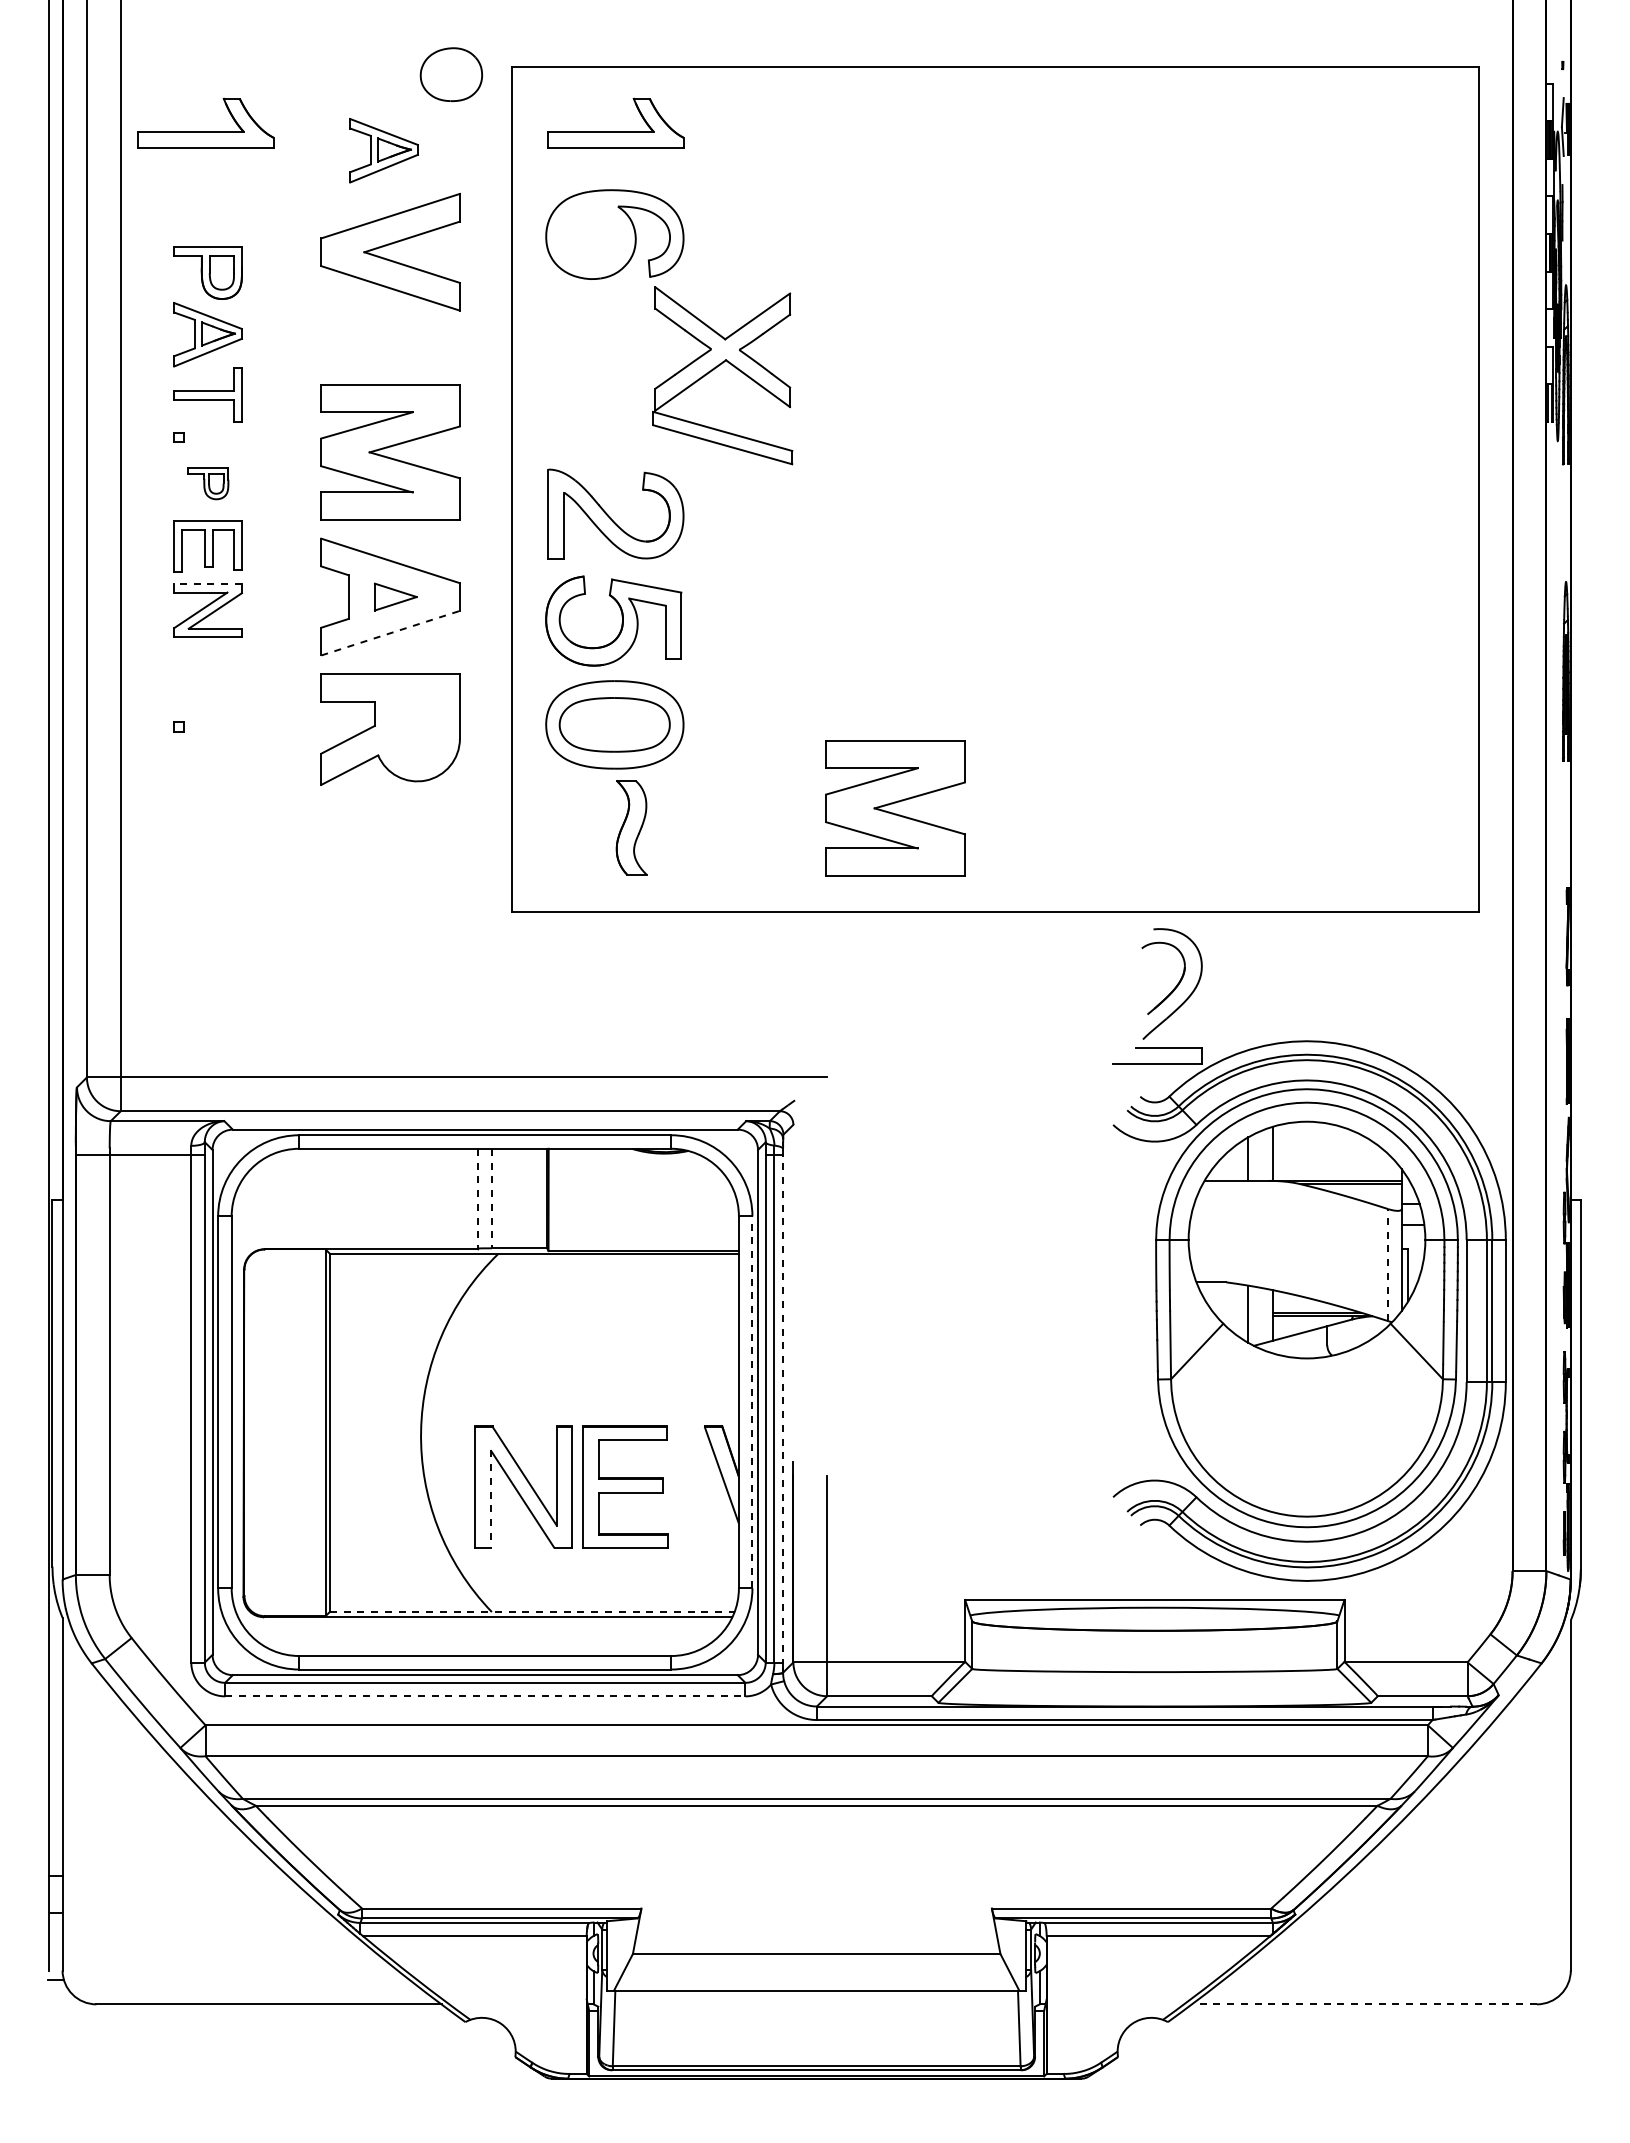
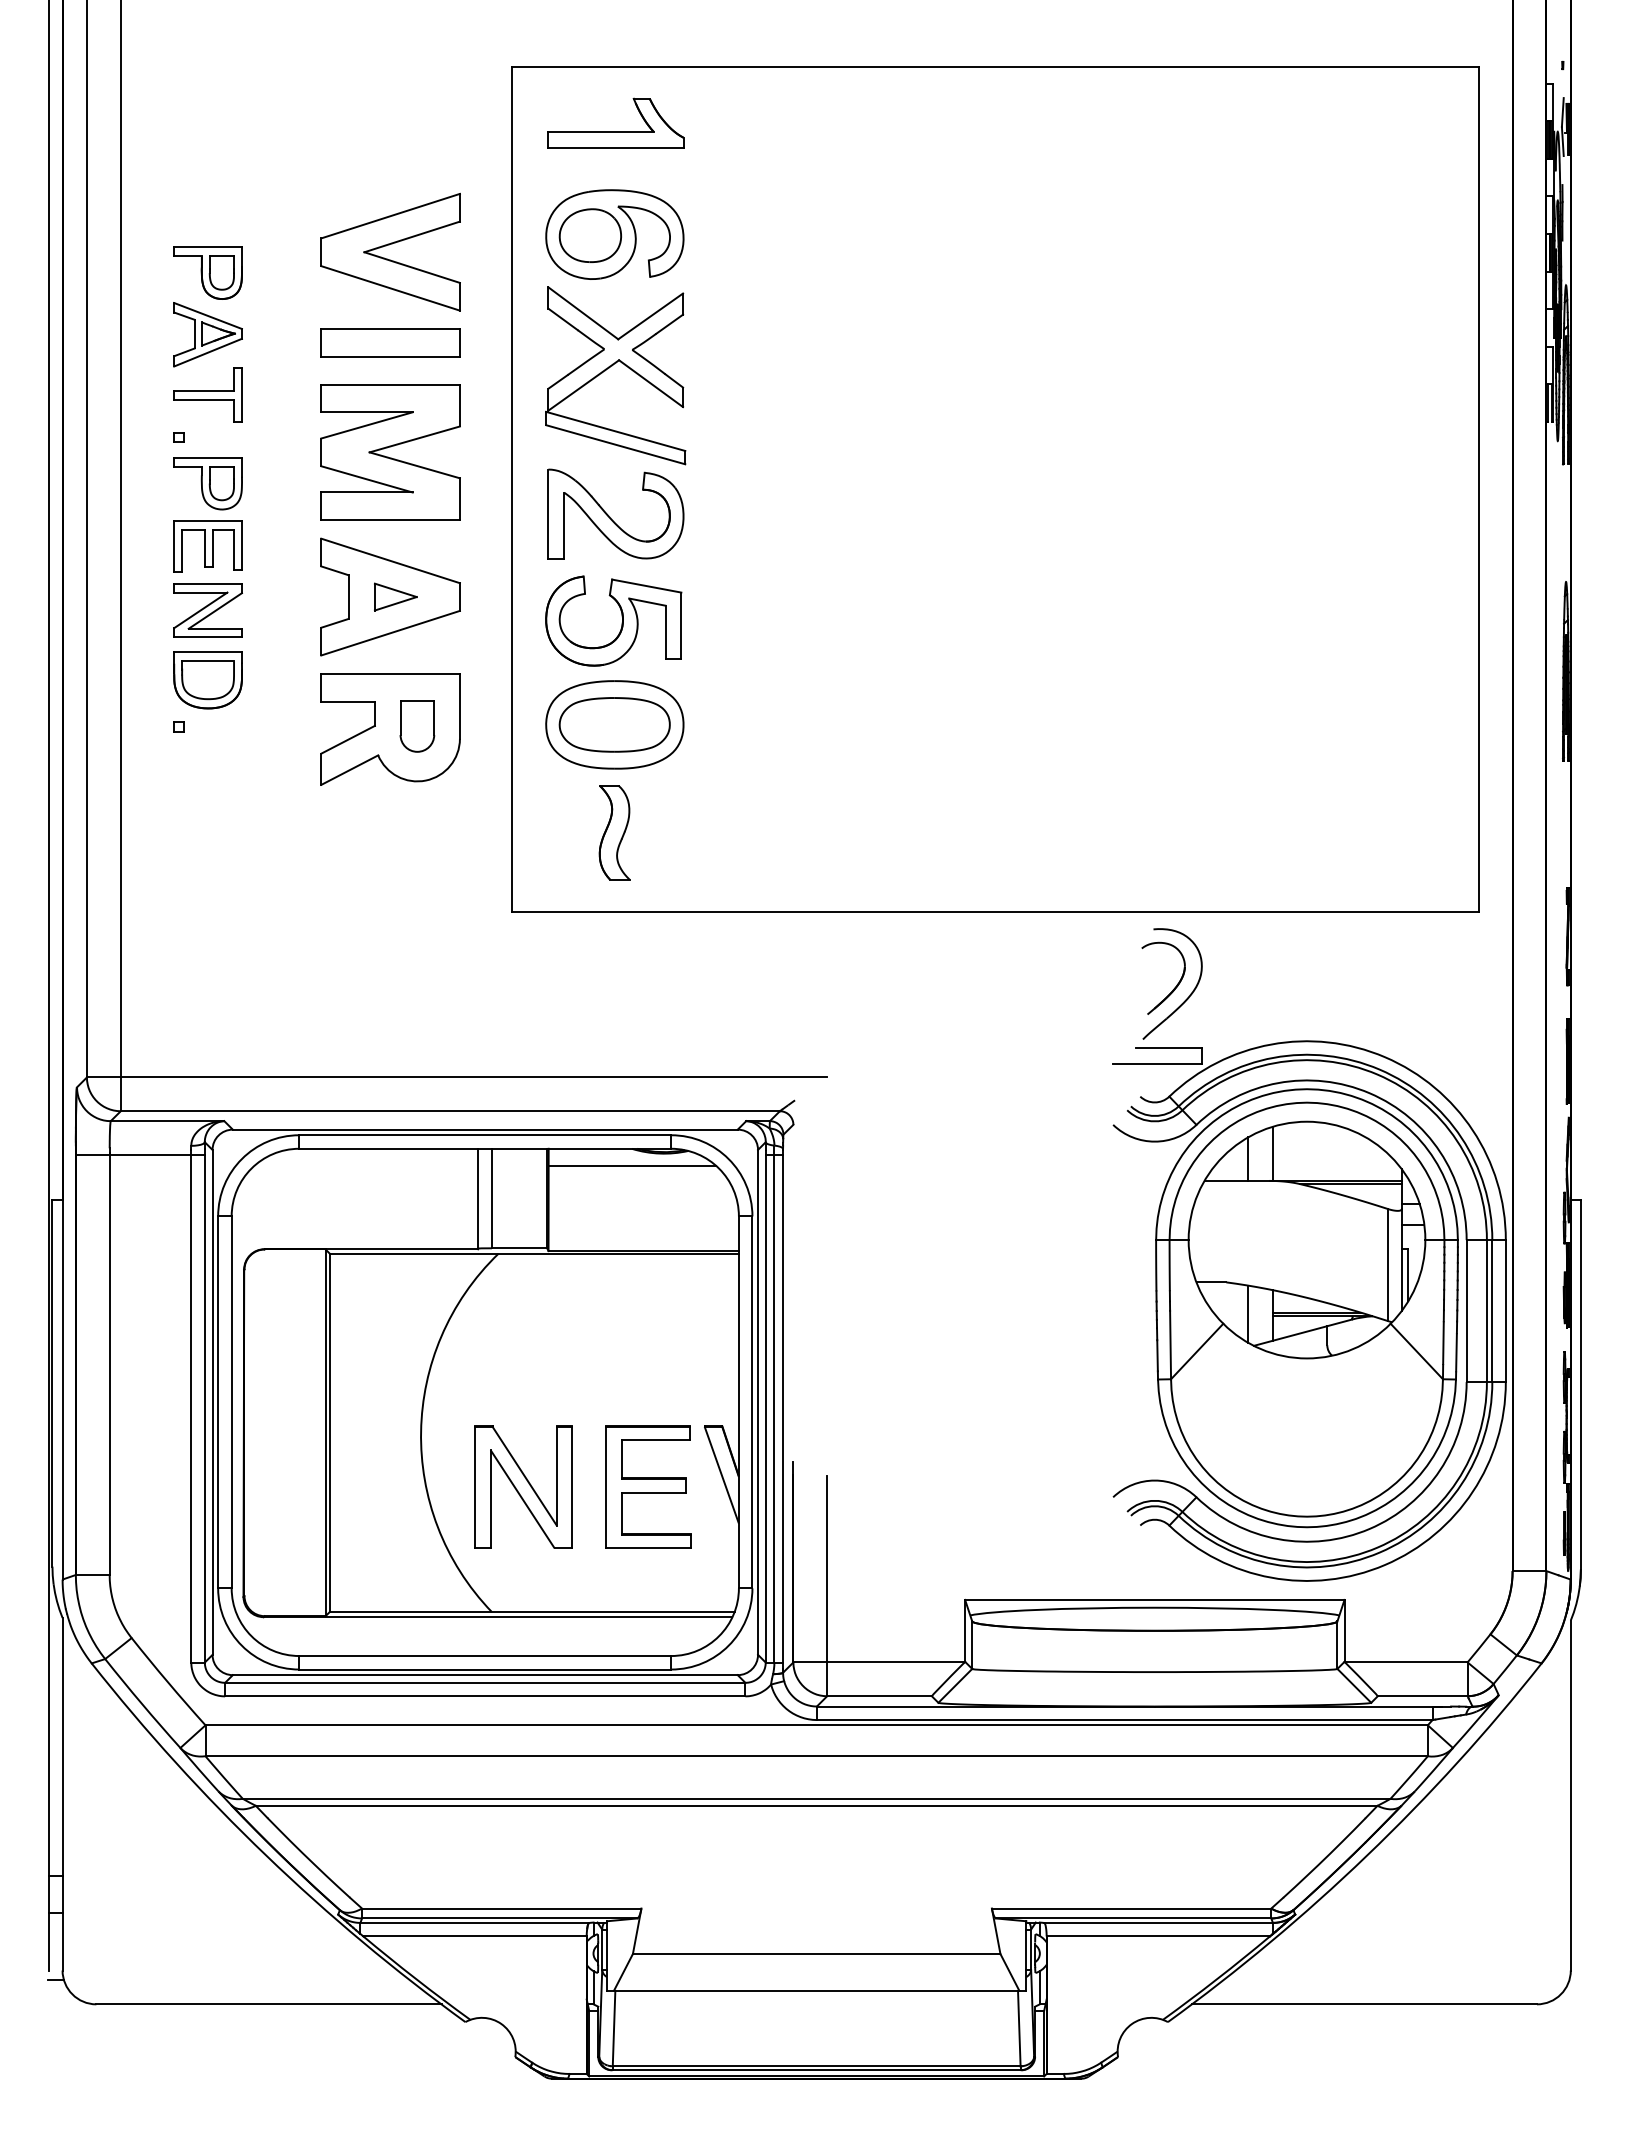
part position: (450, 74) -> (589, 235) (589, 235)
part: present -> none (205, 131)
part: present -> none (383, 150)
part: none -> present (390, 342)
part position: (716, 368) -> (609, 368) (609, 368)
part size: 43x34 px -> 70x54 px (207, 483)
line: dashed -> solid (208, 583)
line: dashed -> solid (390, 633)
part: none -> present (207, 680)
part: none -> present (417, 726)
part: present -> none (895, 808)
part position: (631, 827) -> (614, 832) (614, 832)
line: none -> present (631, 1165)
line: dashed -> solid (478, 1198)
line: dashed -> solid (491, 1198)
line: dashed -> solid (1388, 1264)
line: dashed -> solid (752, 1402)
line: dashed -> solid (783, 1406)
part position: (625, 1486) -> (648, 1486) (648, 1486)
line: dashed -> solid (490, 1499)
line: dashed -> solid (532, 1612)
line: dashed -> solid (485, 1696)
line: dashed -> solid (1364, 2004)
